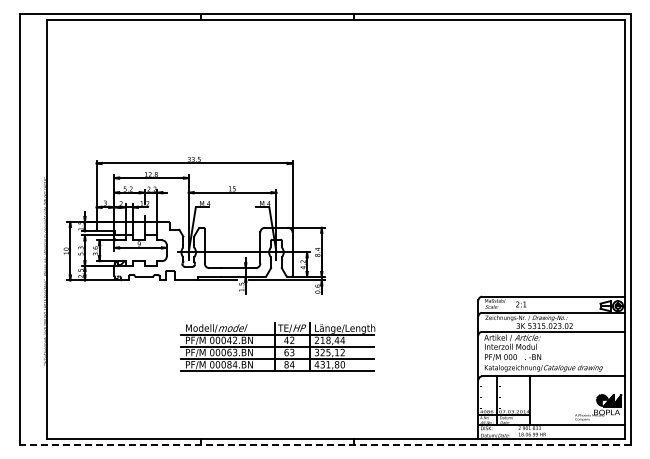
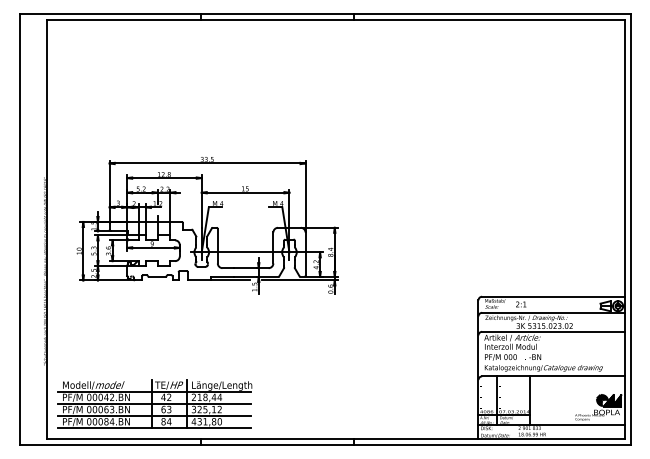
part position: (194, 225) -> (207, 225) (207, 225)
part position: (277, 346) -> (154, 403) (154, 403)
line: dashed -> solid (324, 445)
